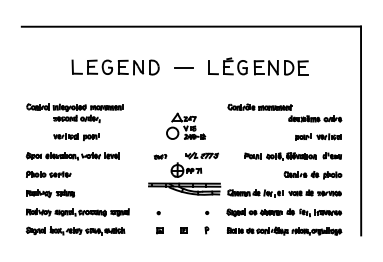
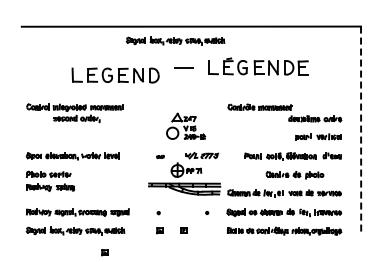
part: none -> present (175, 40)
part position: (115, 67) -> (115, 75) (115, 75)
line: solid -> dashed (361, 131)
part: present -> none (76, 137)
part size: 15x6 px -> 9x5 px (160, 156)
part position: (312, 175) -> (294, 175) (294, 175)
part position: (50, 193) -> (50, 187) (50, 187)
part: present -> none (206, 230)
part: none -> present (104, 252)
